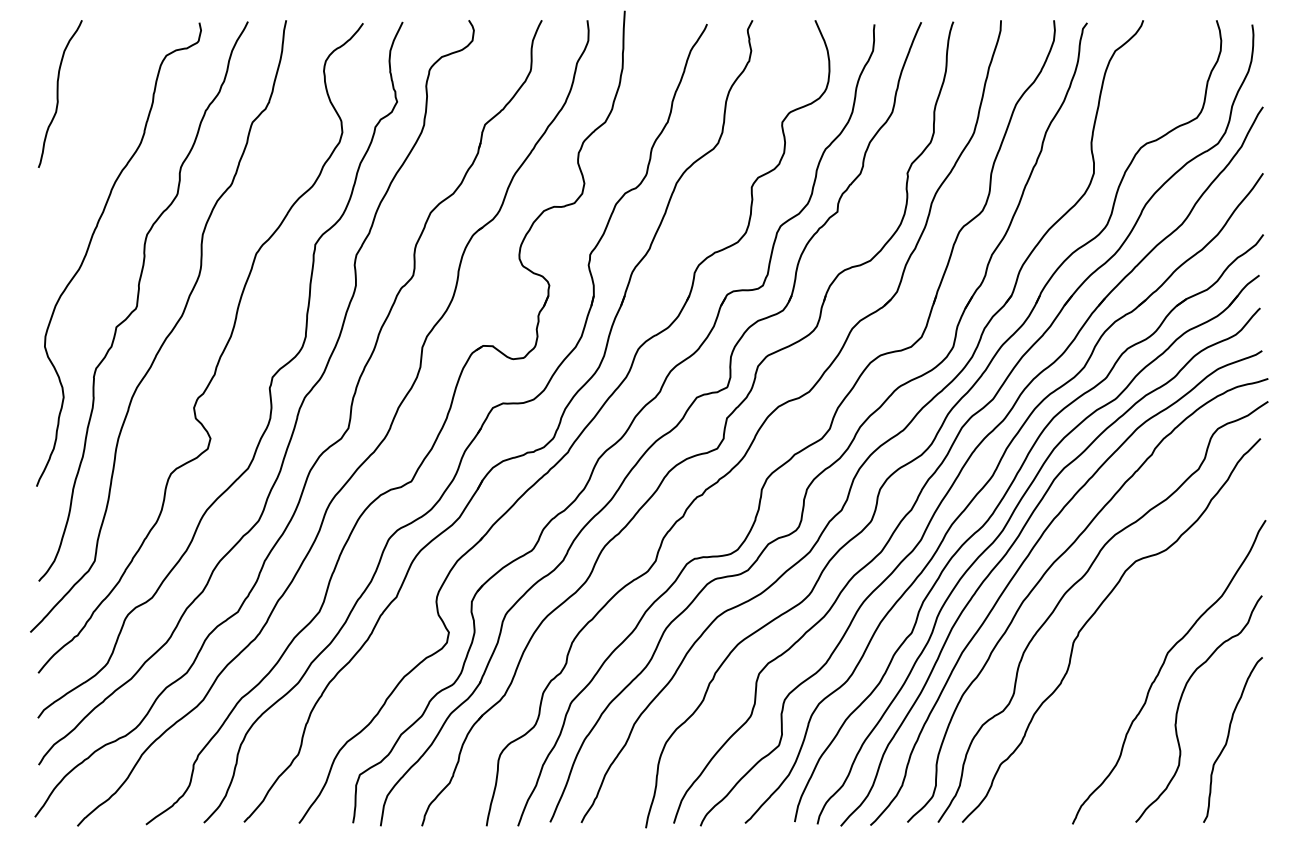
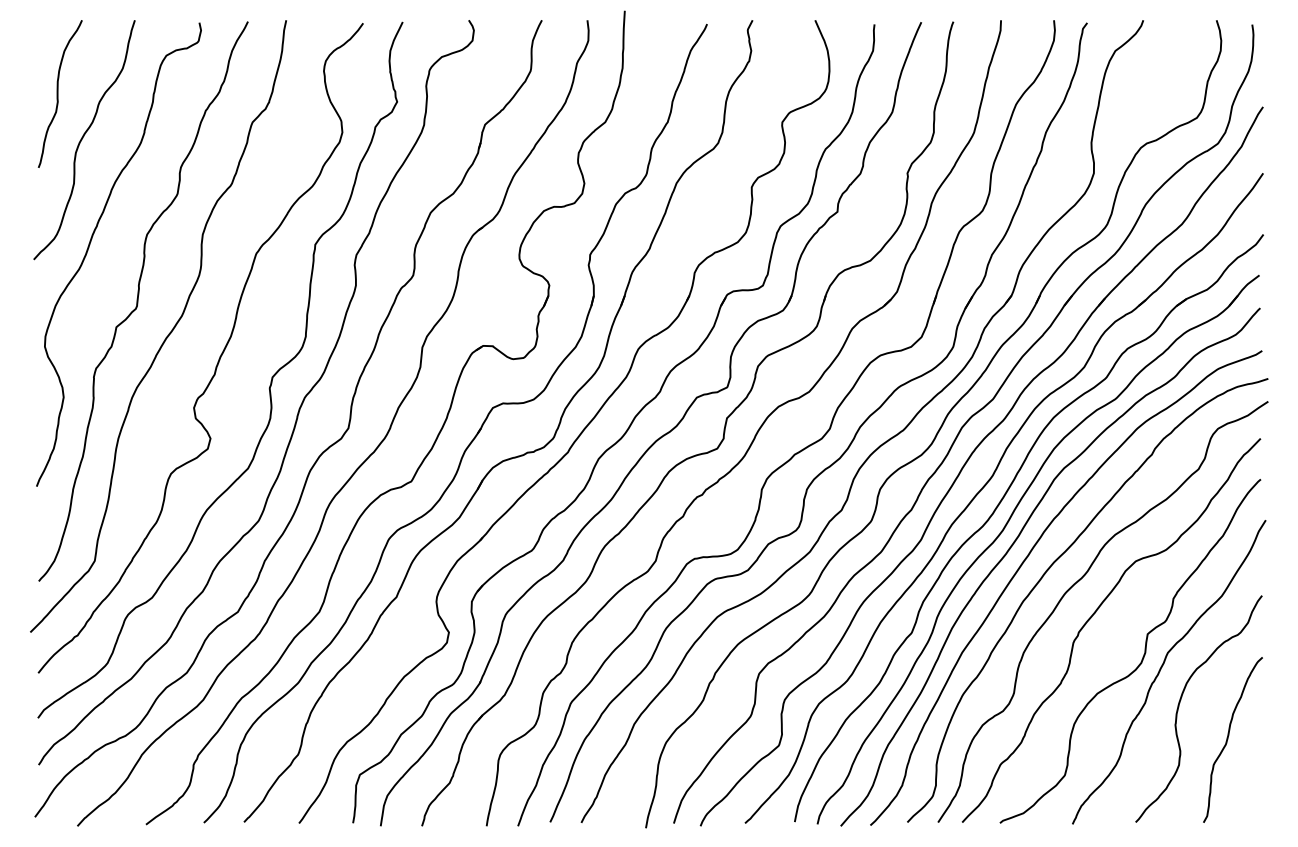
curve: none -> present (83, 138)
curve: none -> present (1142, 656)
